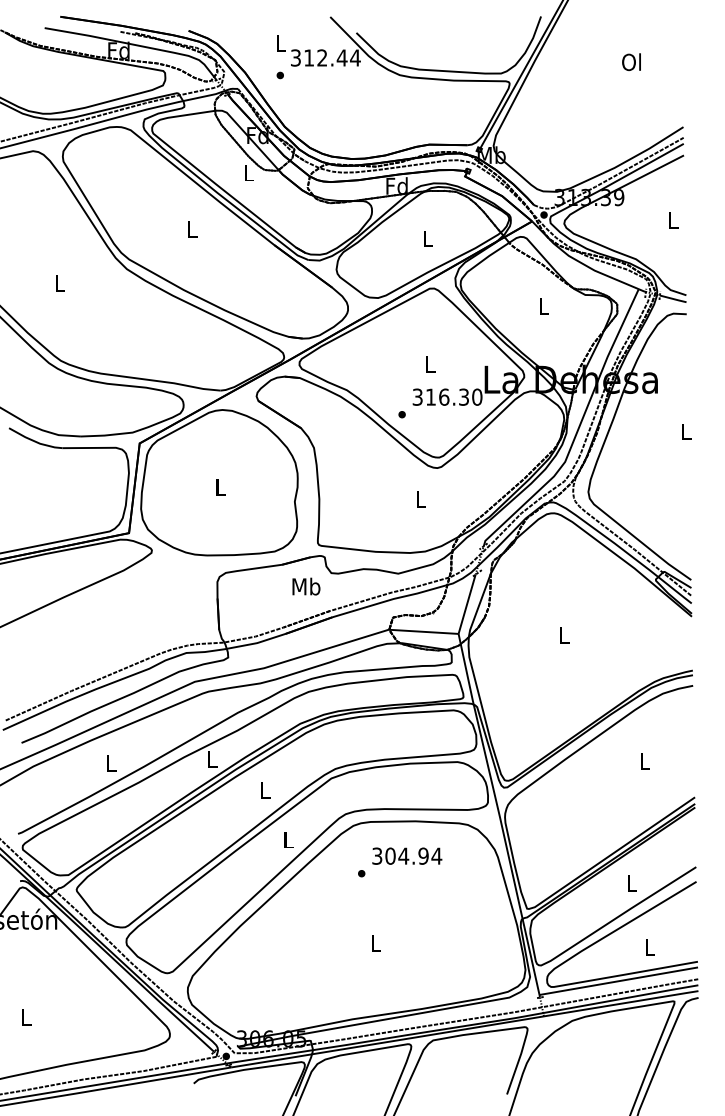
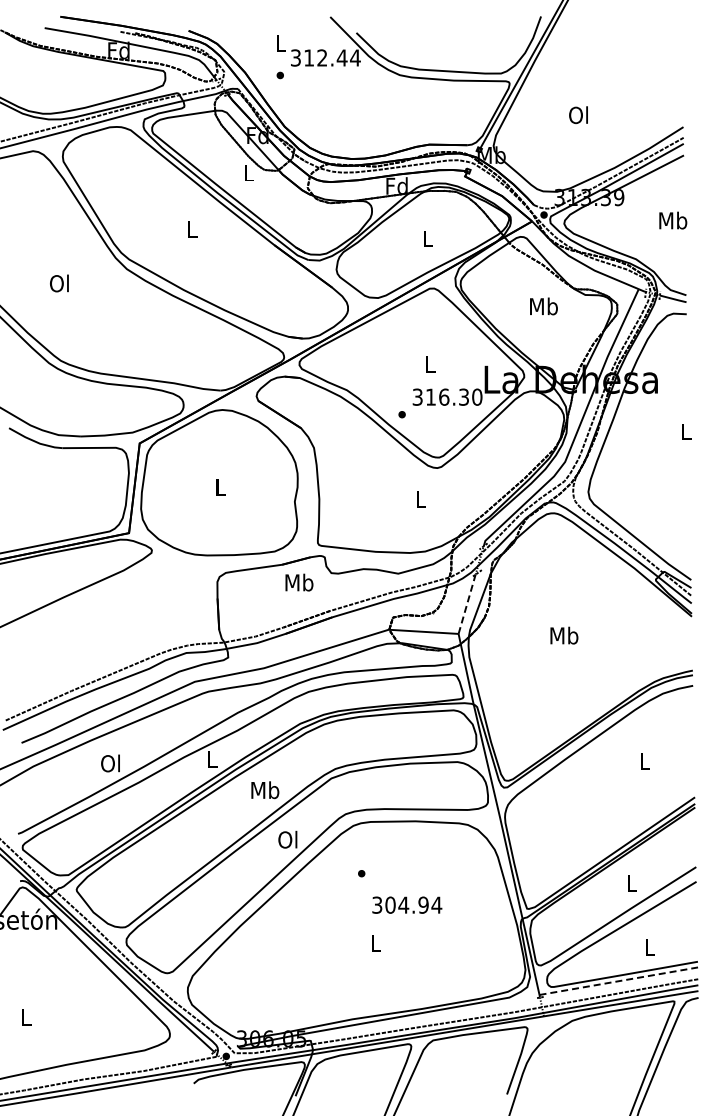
text position: (631, 61) -> (578, 114) (578, 114)
text: L -> Mb (673, 220)
text: L -> Ol (59, 283)
text: L -> Mb (543, 306)
text position: (306, 586) -> (299, 582) (299, 582)
line: solid -> dashed (467, 604)
text: L -> Mb (564, 635)
text: L -> Ol (110, 763)
text: L -> Mb (265, 790)
text: L -> Ol (287, 839)
text position: (407, 855) -> (407, 904) (407, 904)
line: solid -> dashed (619, 981)
